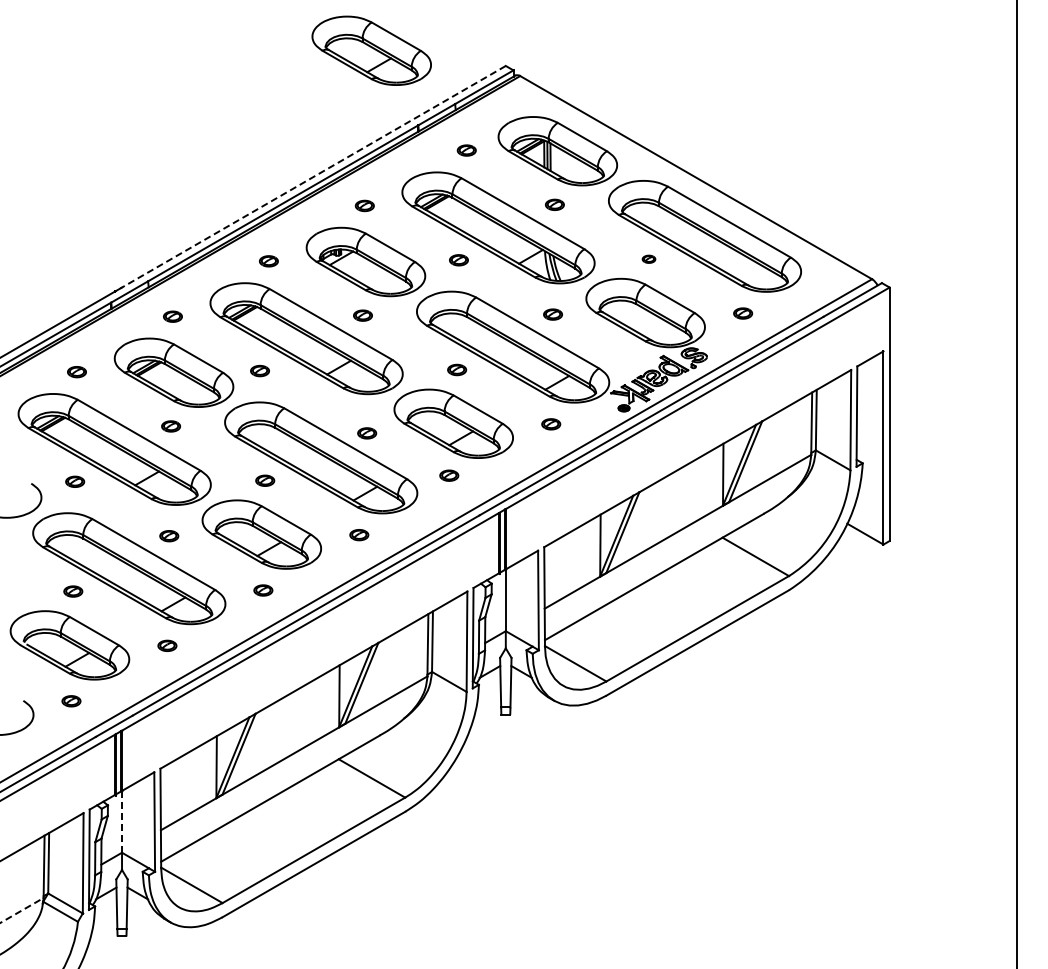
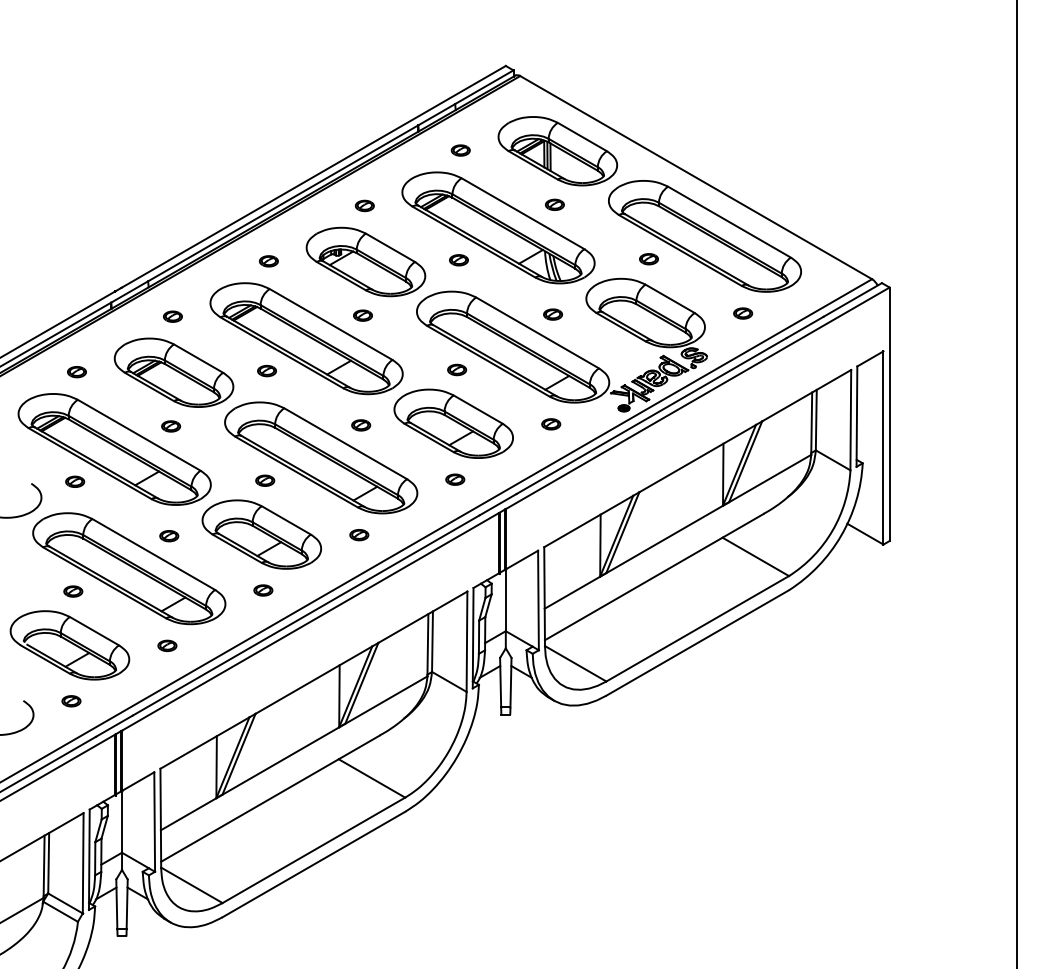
part: present -> none (371, 50)
part position: (466, 150) -> (460, 150) (460, 150)
line: dashed -> solid (313, 176)
part size: 16x10 px -> 20x13 px (648, 259)
part position: (259, 370) -> (266, 370) (266, 370)
part position: (367, 433) -> (361, 425) (361, 425)
part position: (449, 475) -> (455, 479) (455, 479)
line: dashed -> solid (122, 821)
line: dashed -> solid (22, 910)
